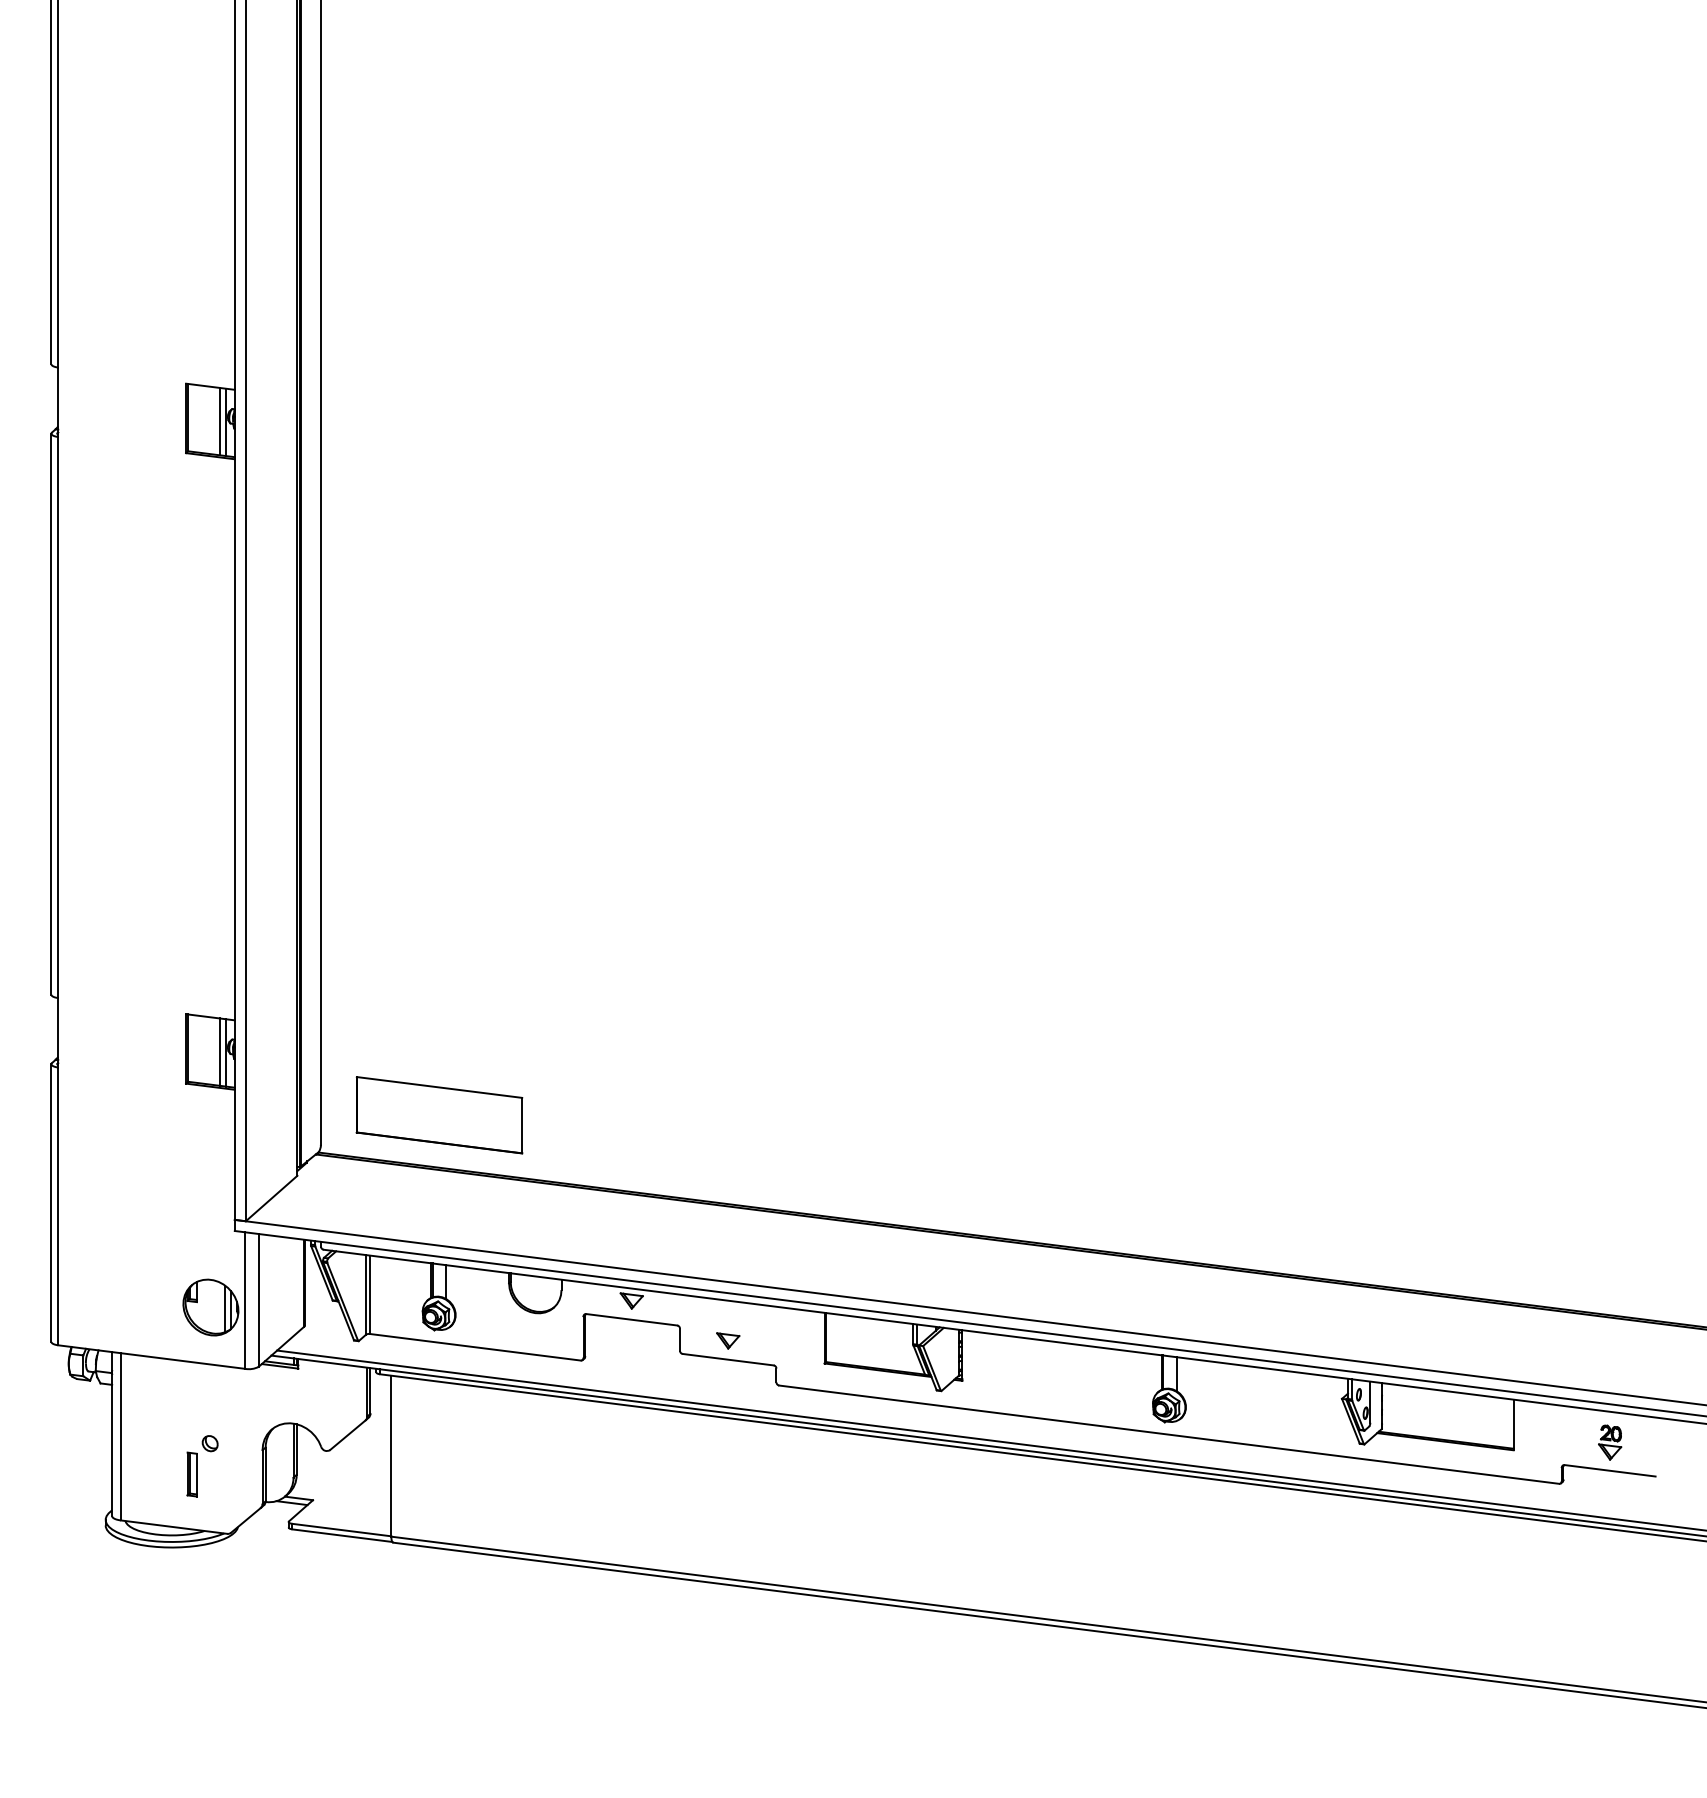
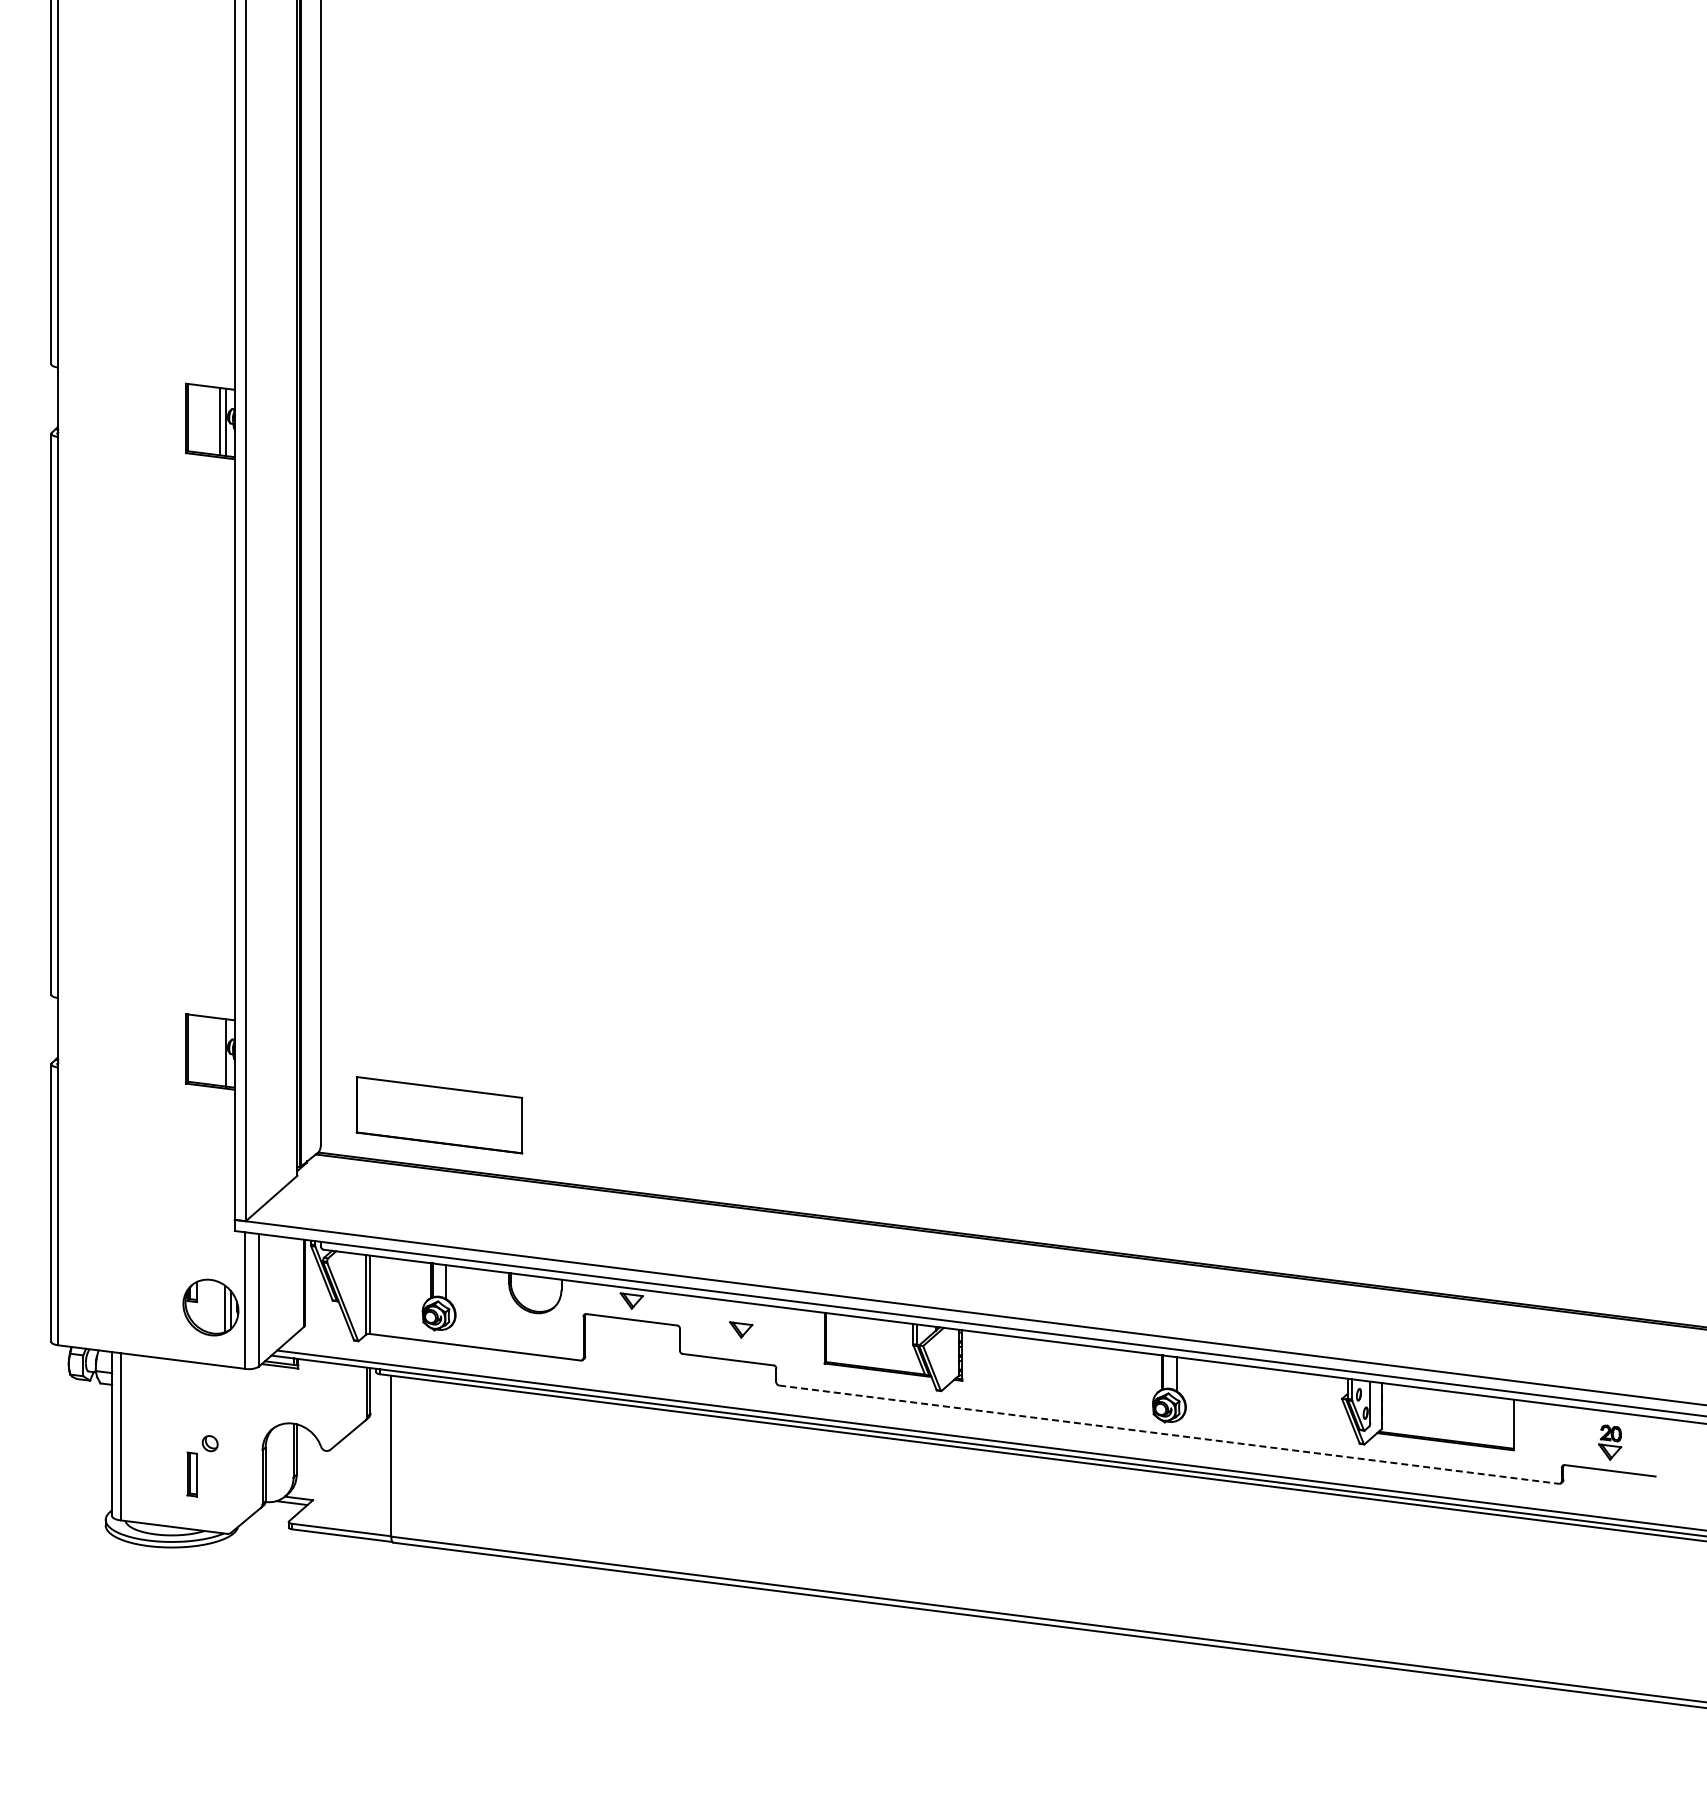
line: present -> none (219, 1051)
part position: (728, 1340) -> (741, 1329) (741, 1329)
line: solid -> dashed (1169, 1434)
